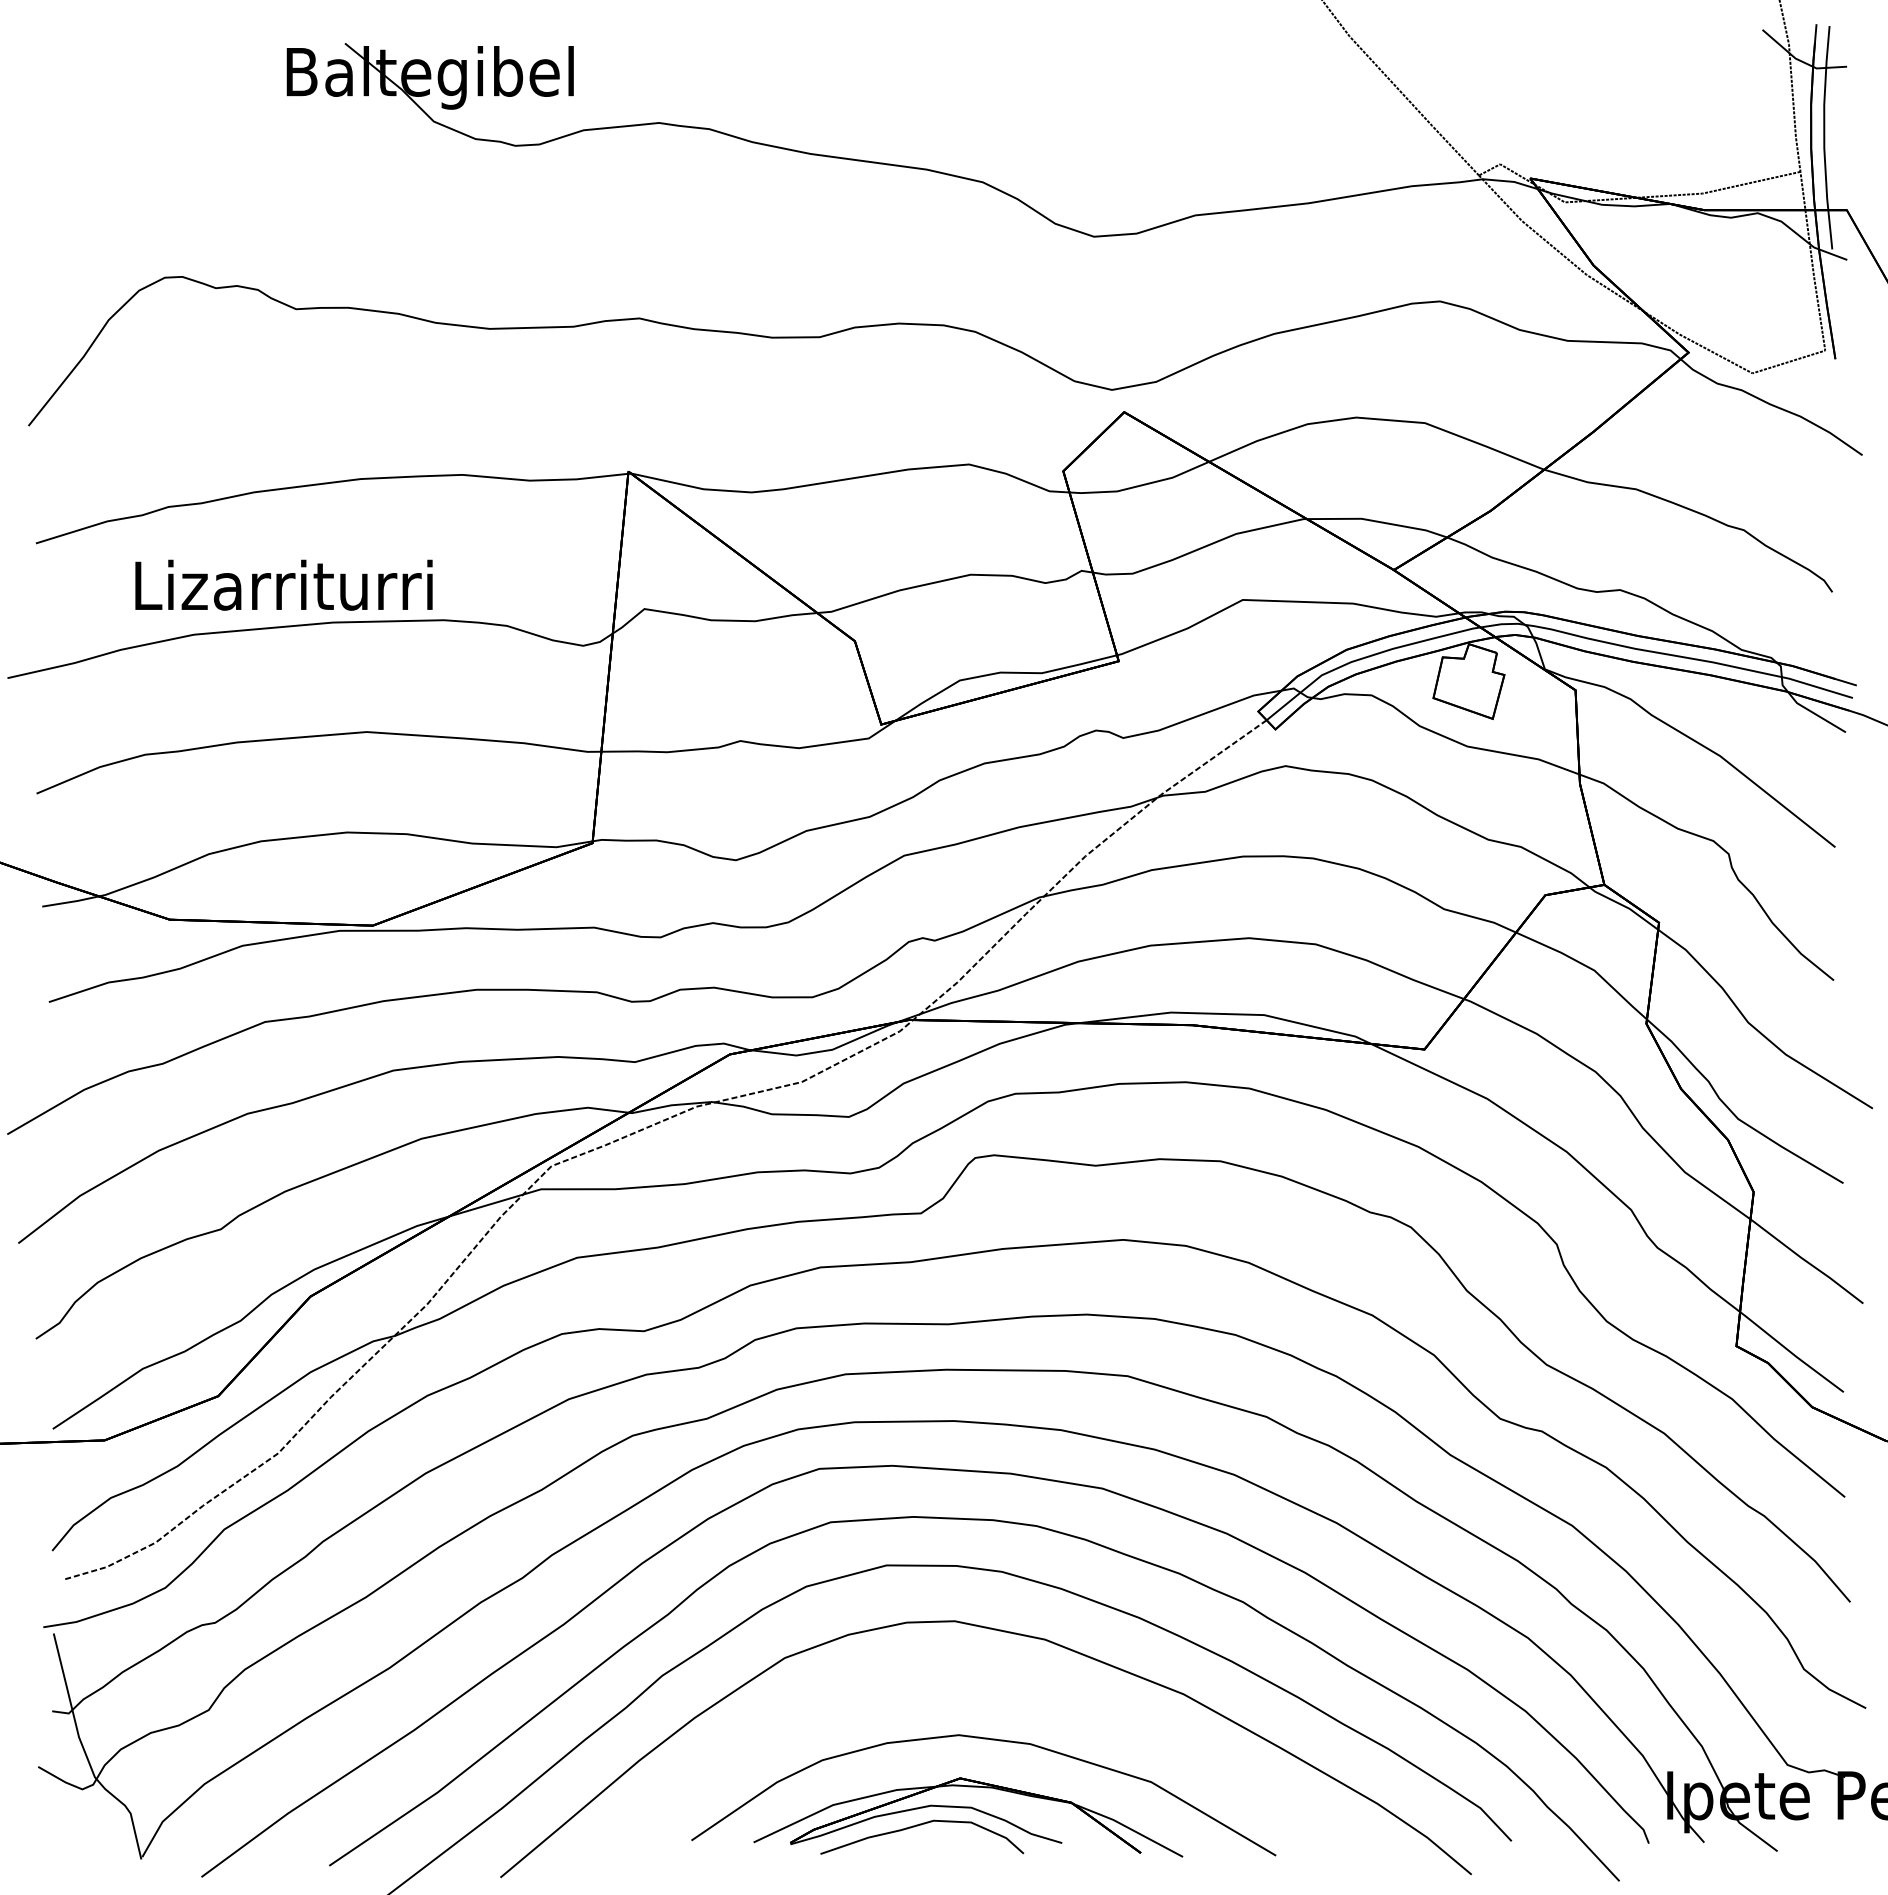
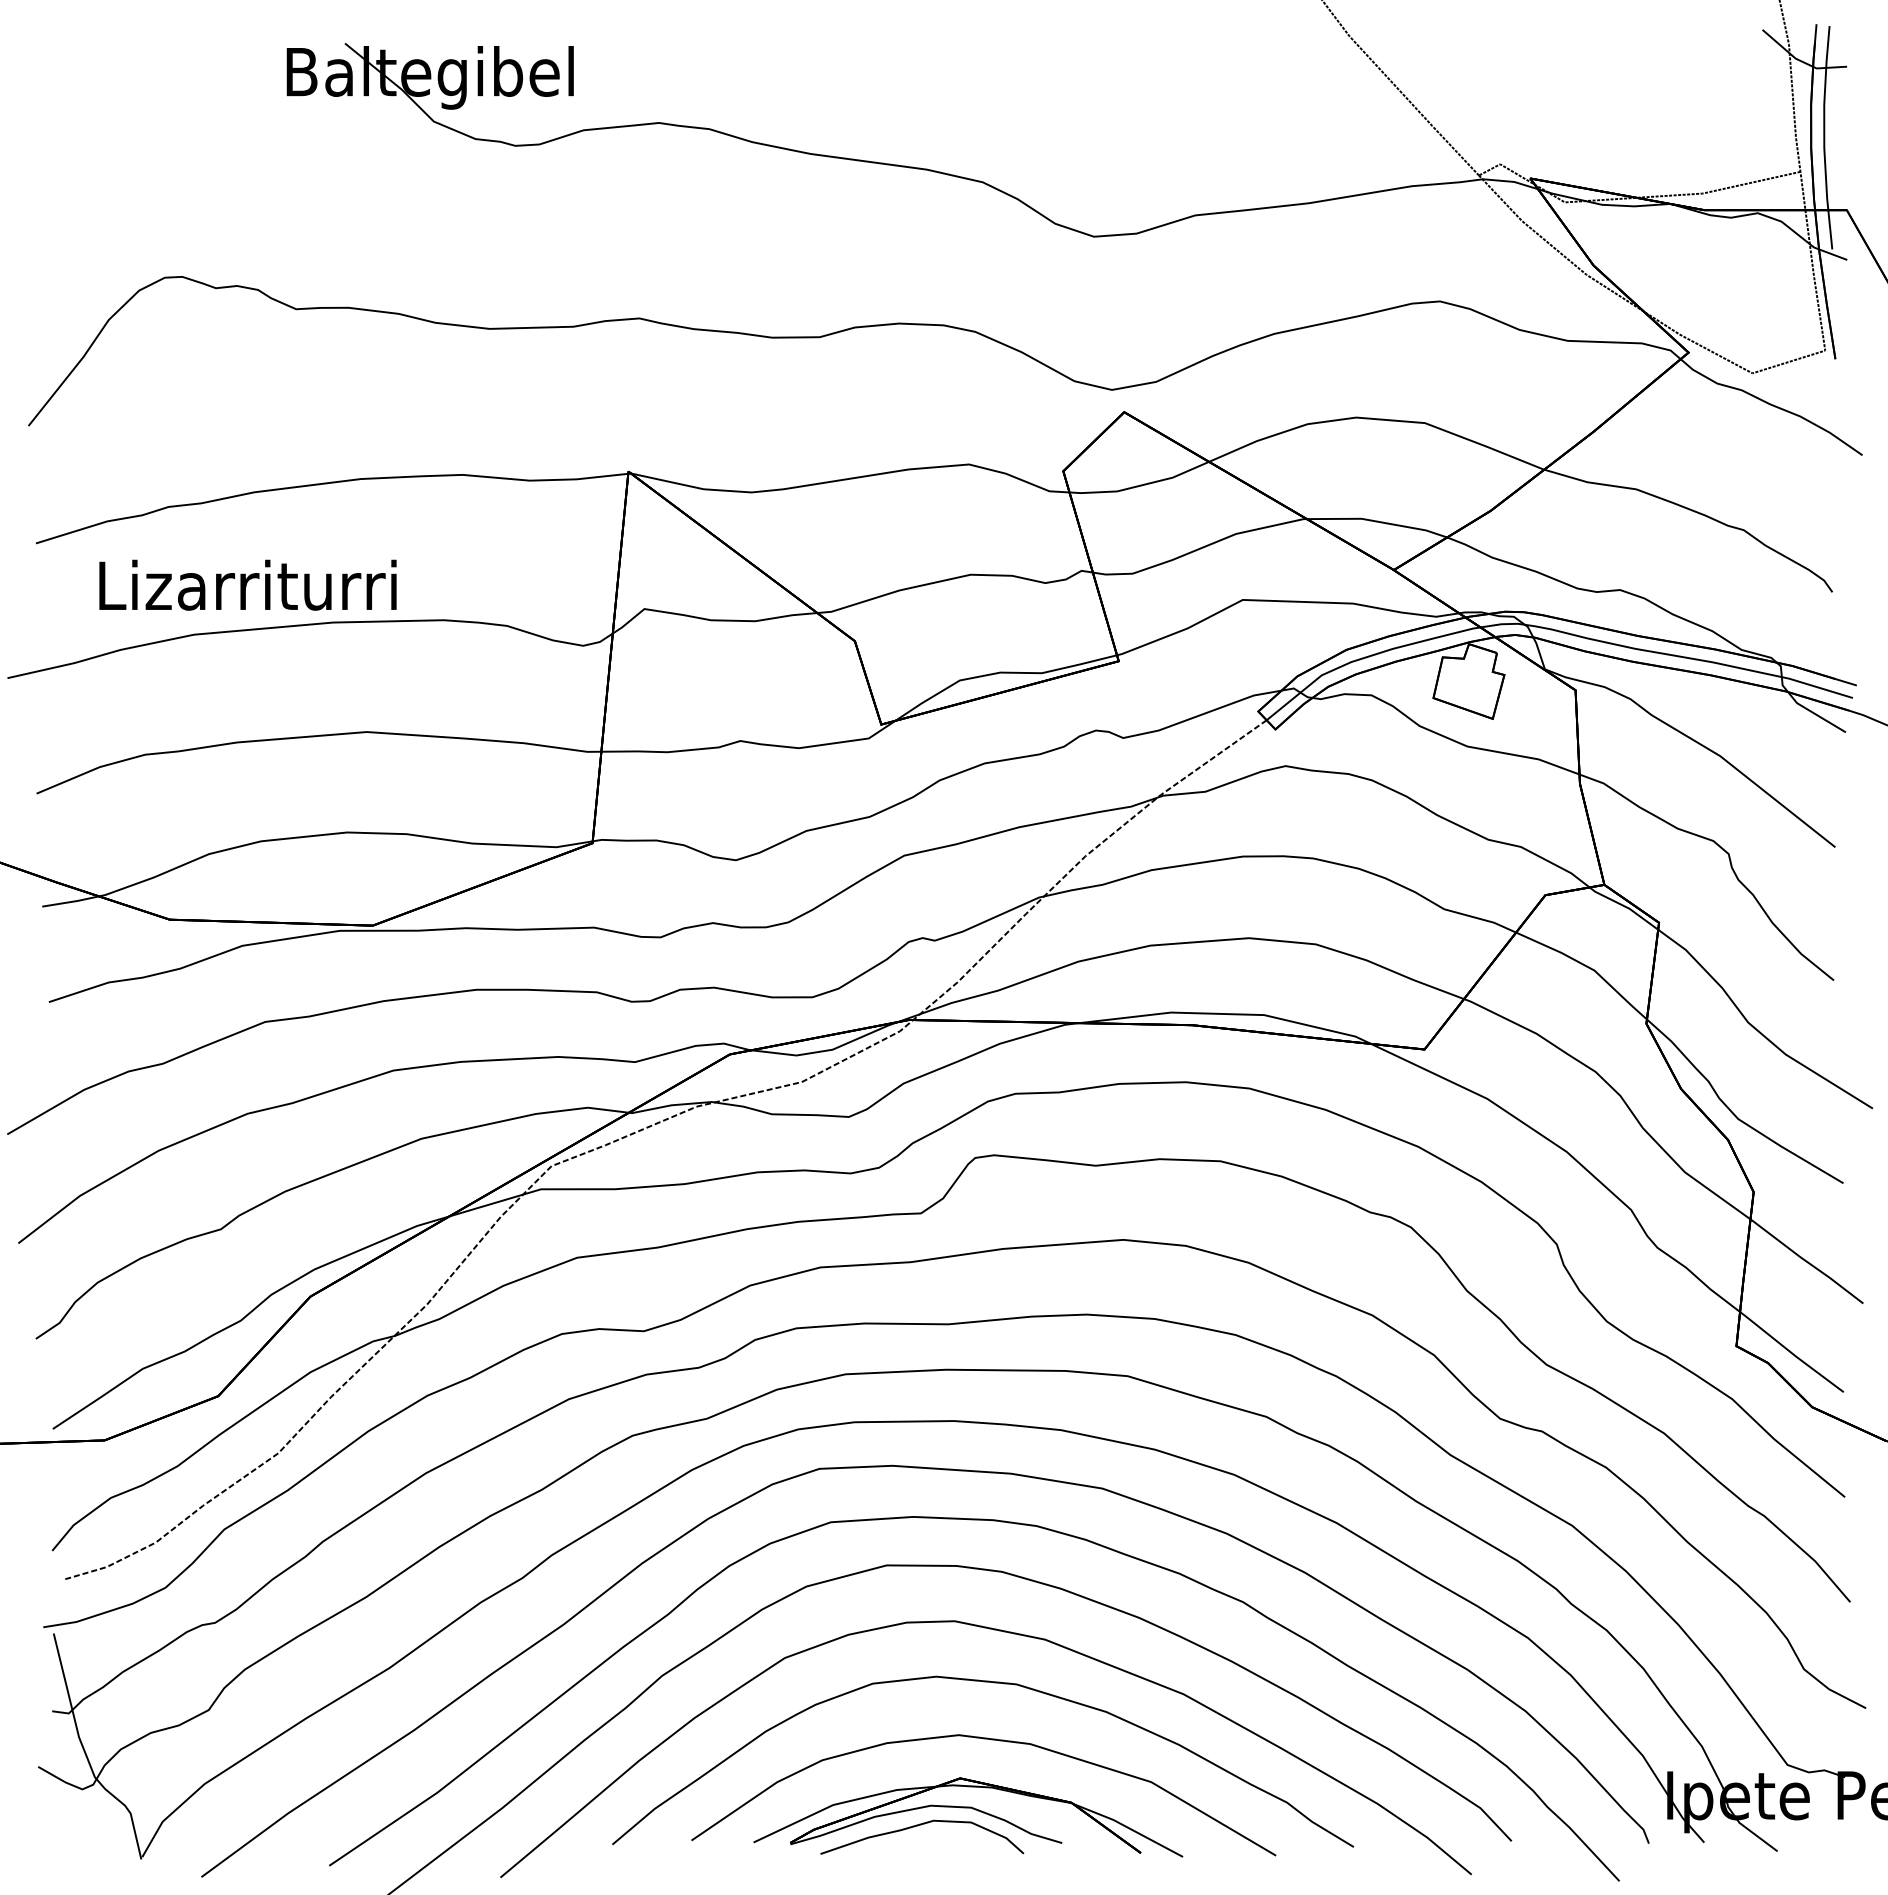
text position: (283, 584) -> (247, 584) (247, 584)
curve: none -> present (993, 1683)
